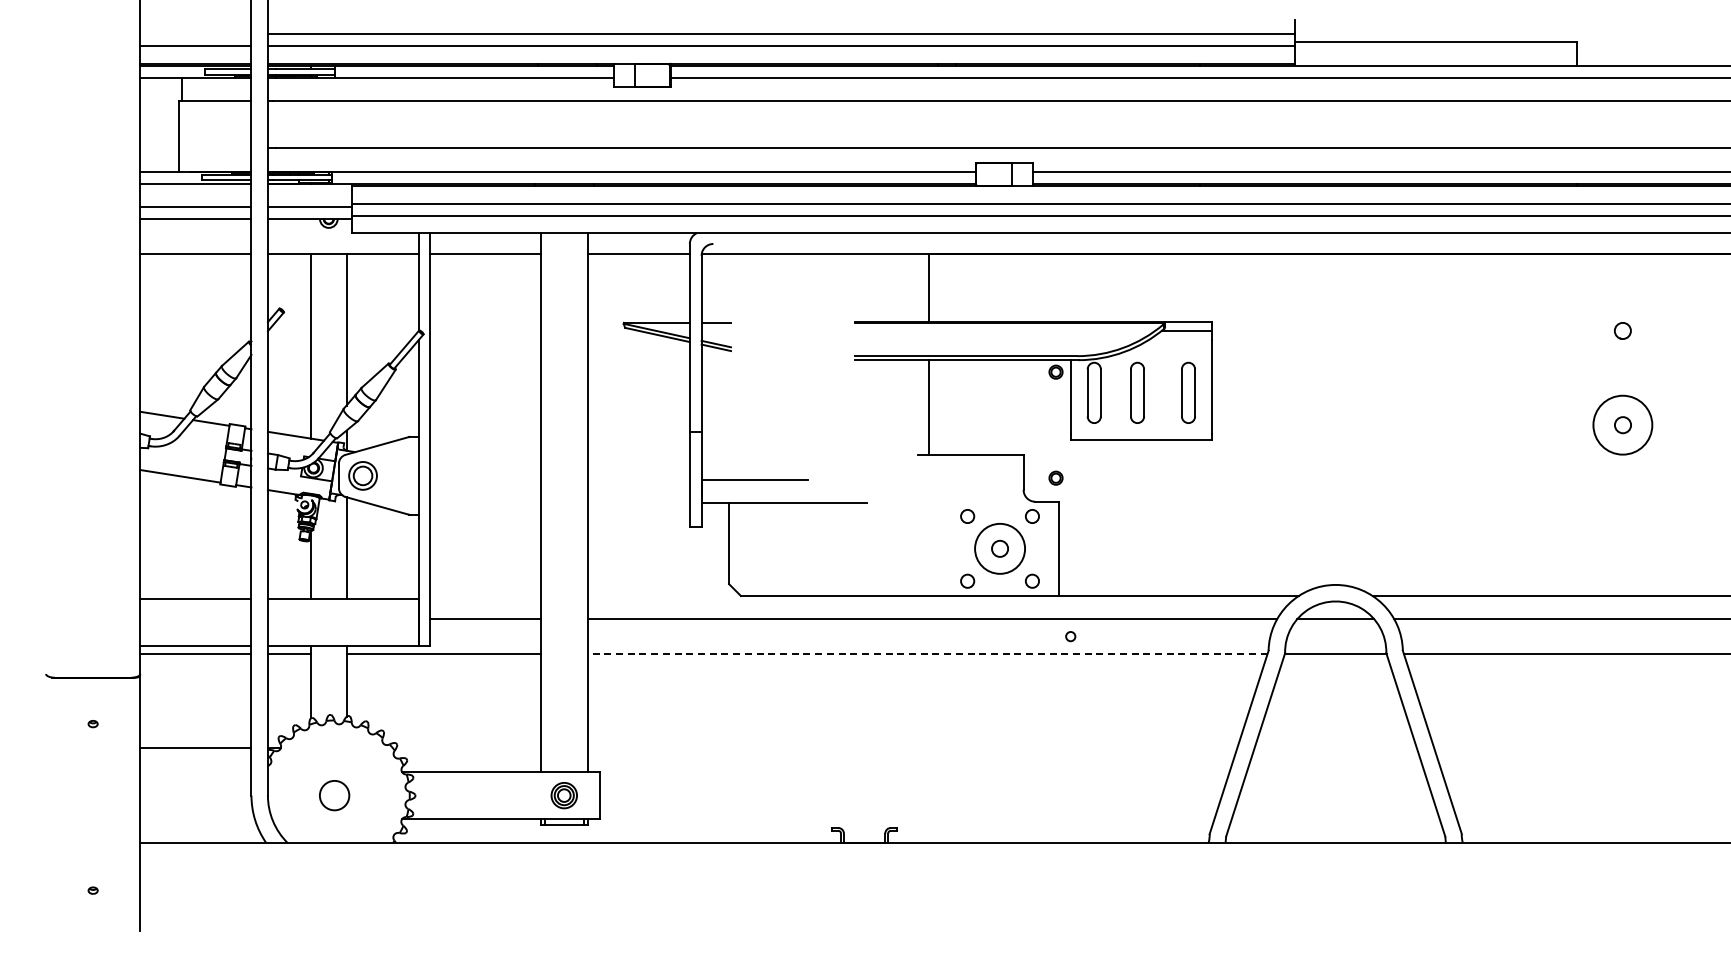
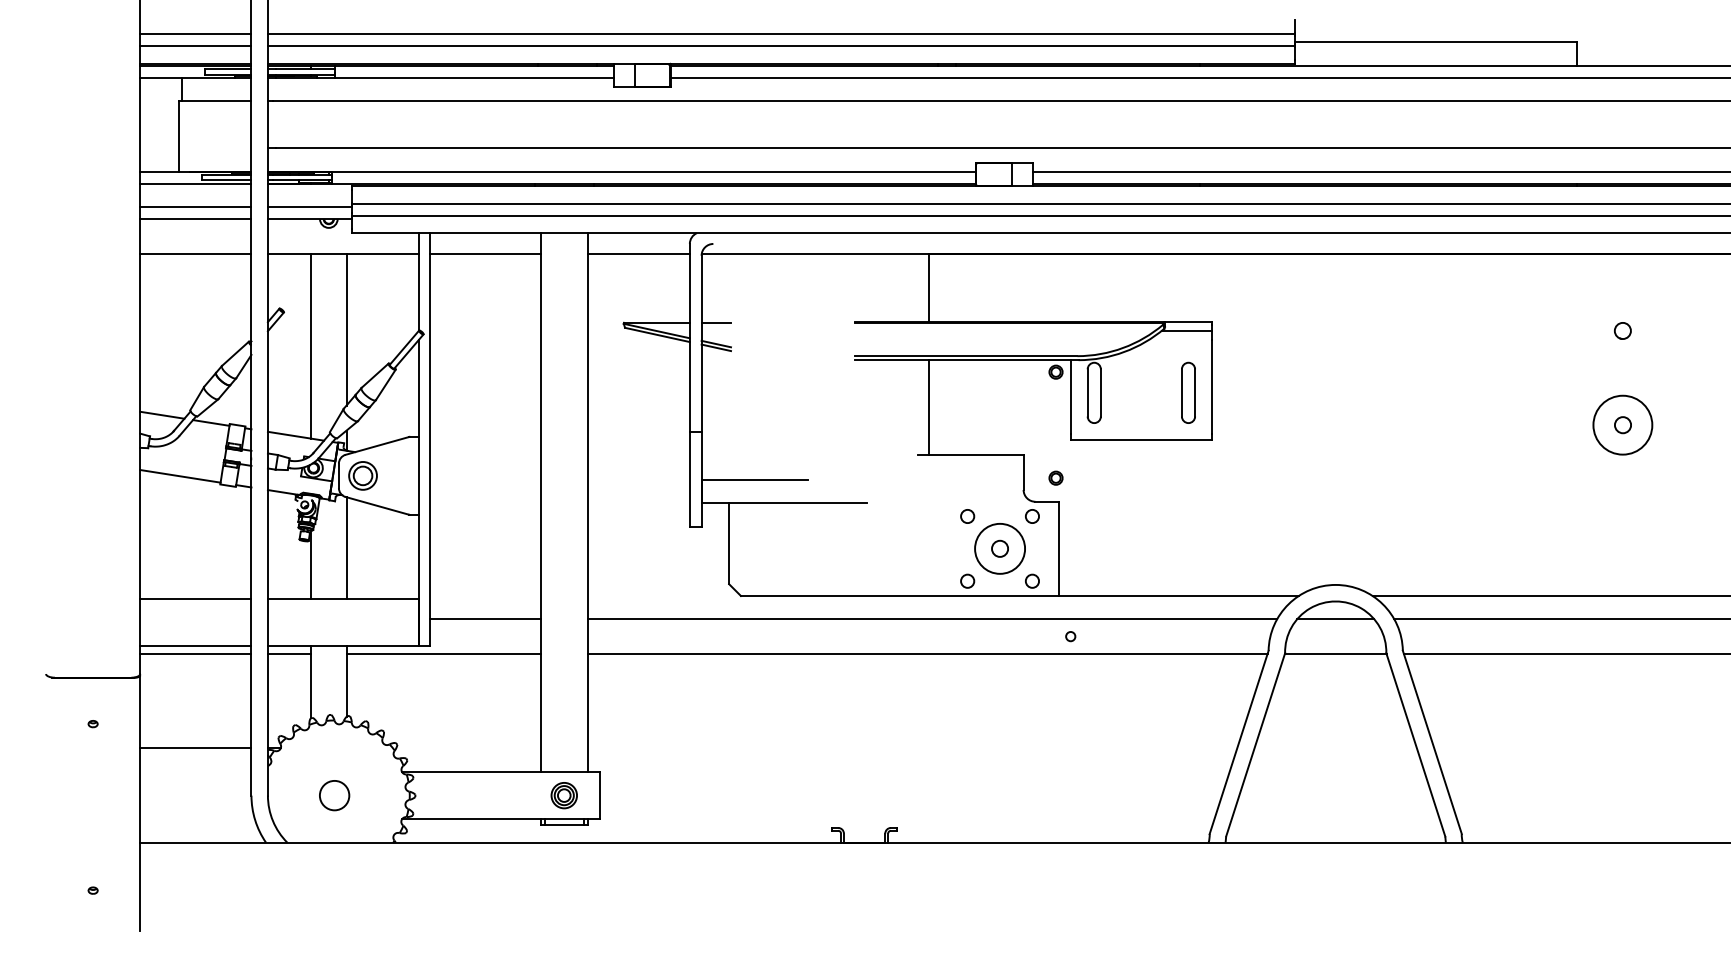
line: none -> present (195, 34)
part: present -> none (1137, 392)
line: dashed -> solid (927, 654)
